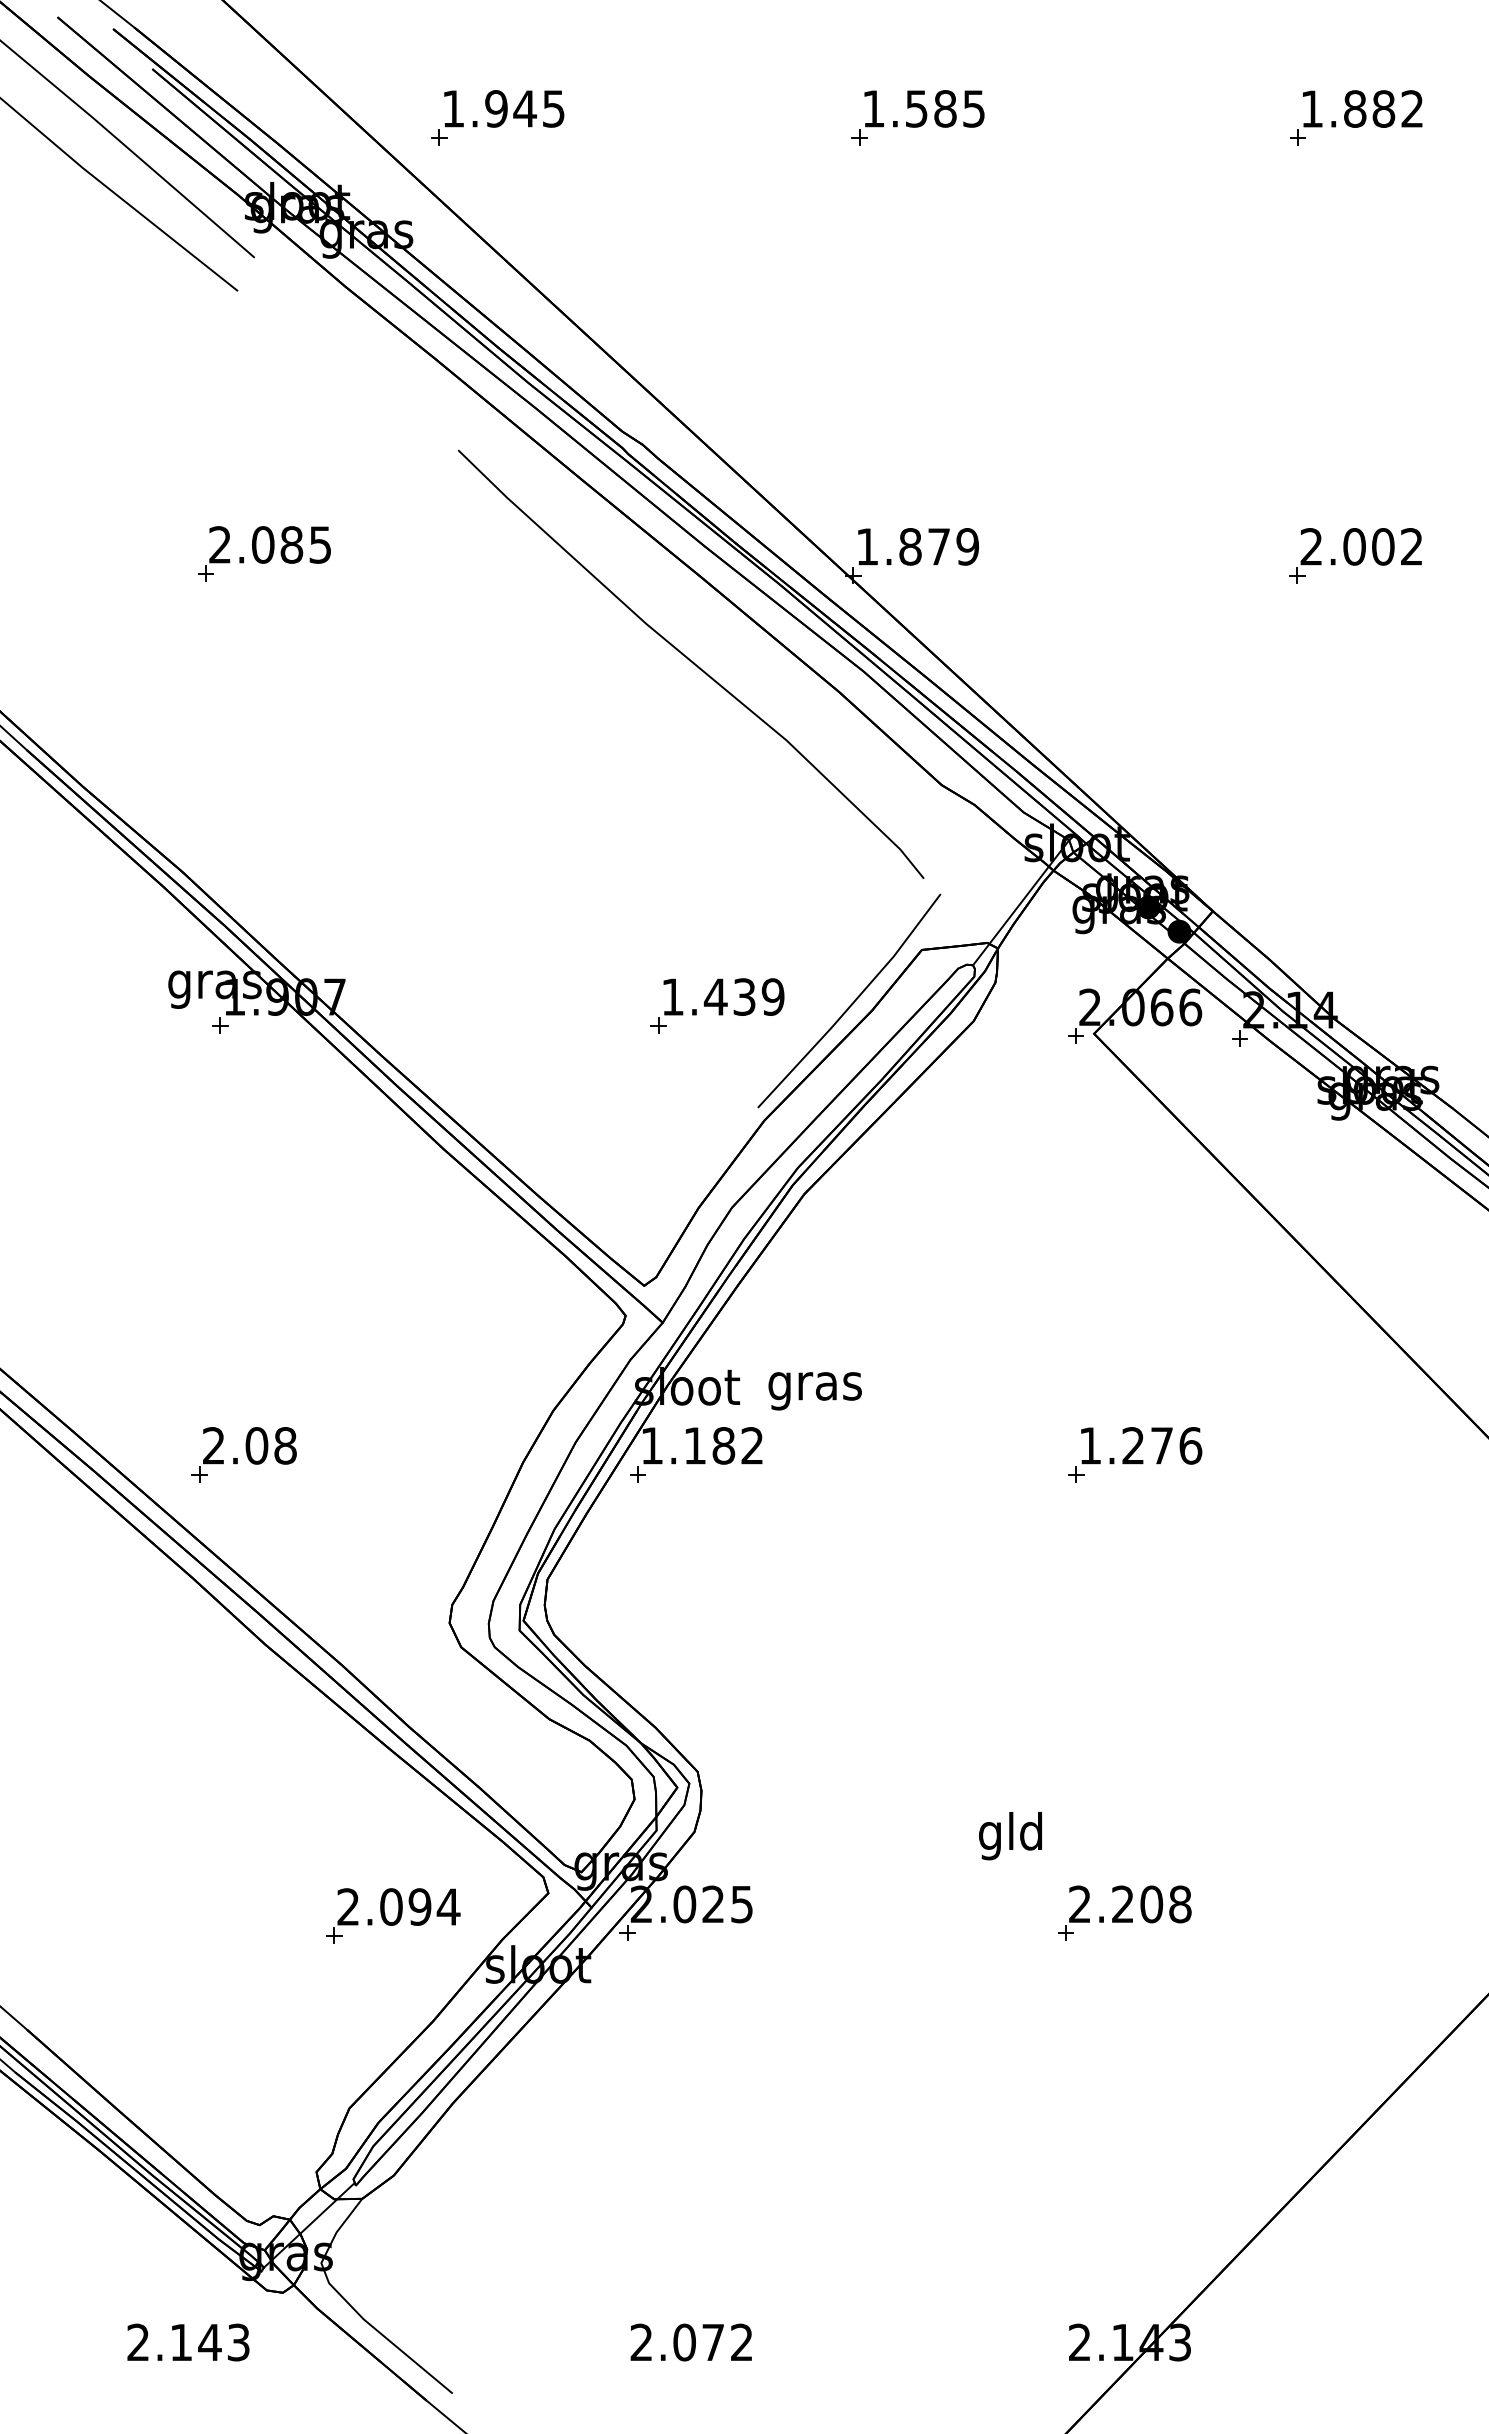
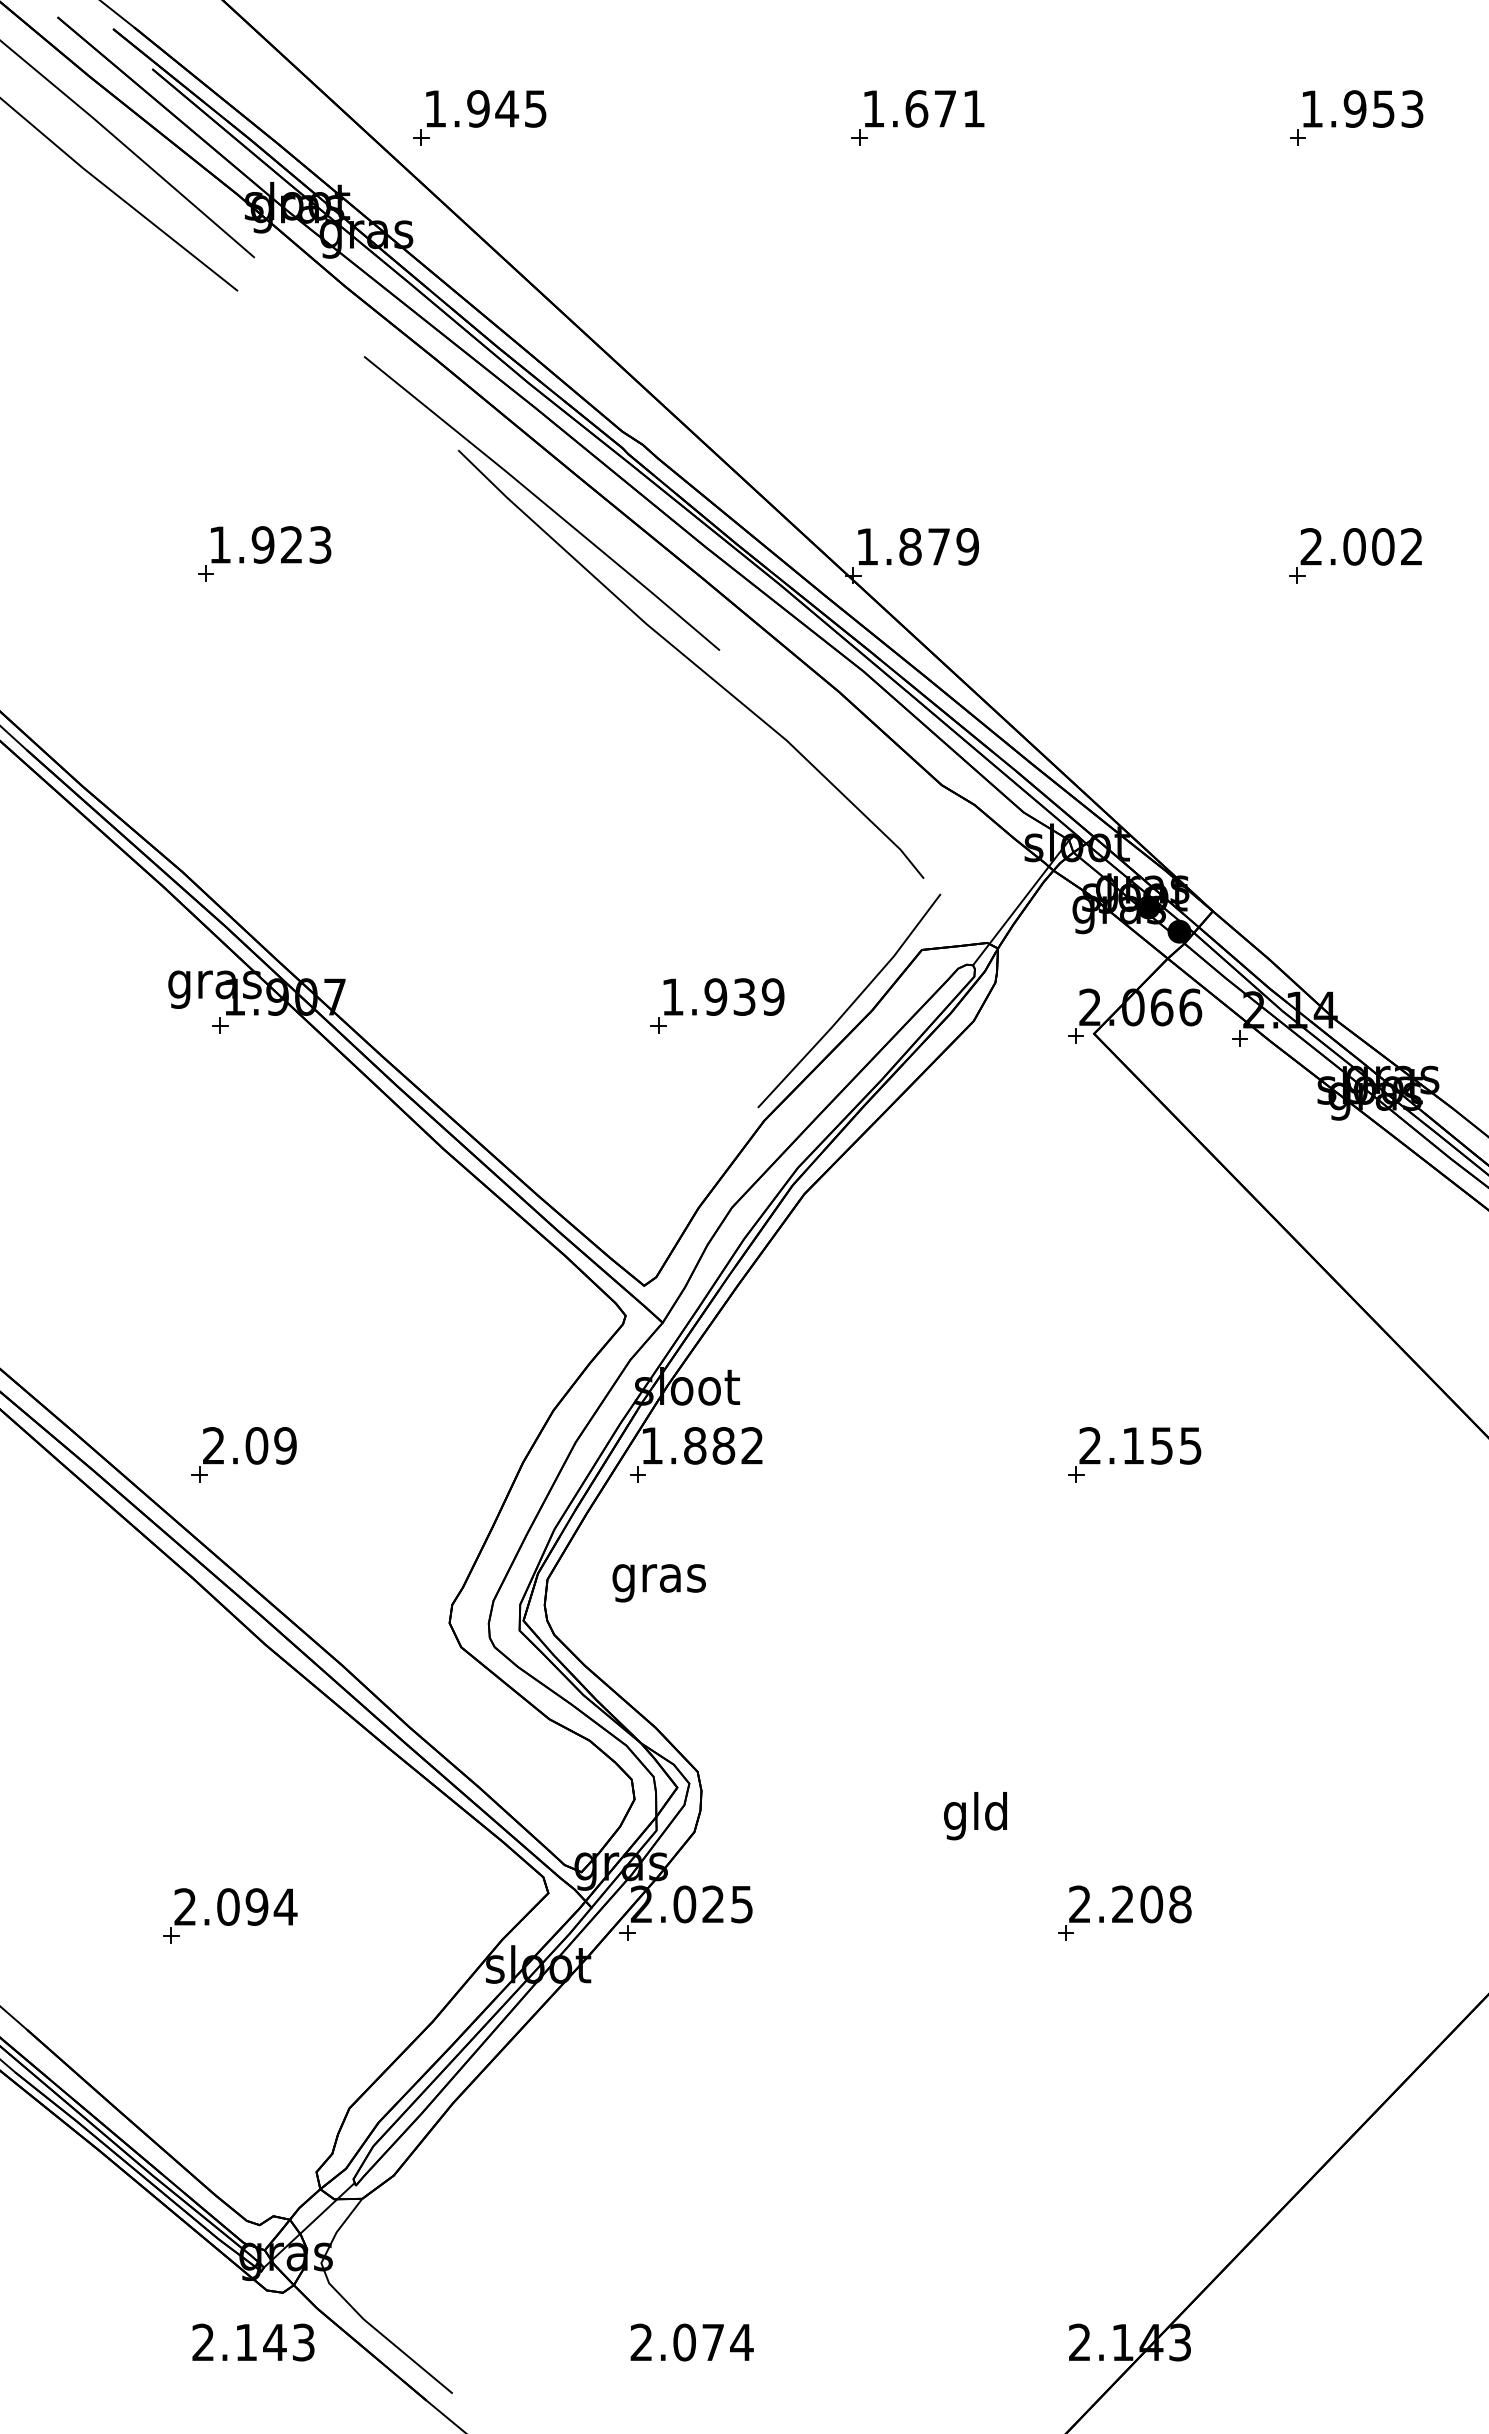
text: 1.585 -> 1.671 (944, 108)
text: 1.882 -> 1.953 (1383, 108)
part position: (497, 117) -> (479, 117) (479, 117)
line: none -> present (541, 502)
text: 2.085 -> 1.923 (270, 544)
text: 1.439 -> 1.939 (715, 996)
text position: (814, 1391) -> (658, 1583) (658, 1583)
text: 2.08 -> 2.09 (285, 1445)
text: 1.182 -> 1.882 (695, 1445)
text: 1.276 -> 2.155 (1140, 1445)
text position: (1010, 1836) -> (975, 1816) (975, 1816)
part position: (393, 1915) -> (230, 1915) (230, 1915)
text: 2.072 -> 2.074 (741, 2341)
text position: (188, 2342) -> (253, 2342) (253, 2342)
